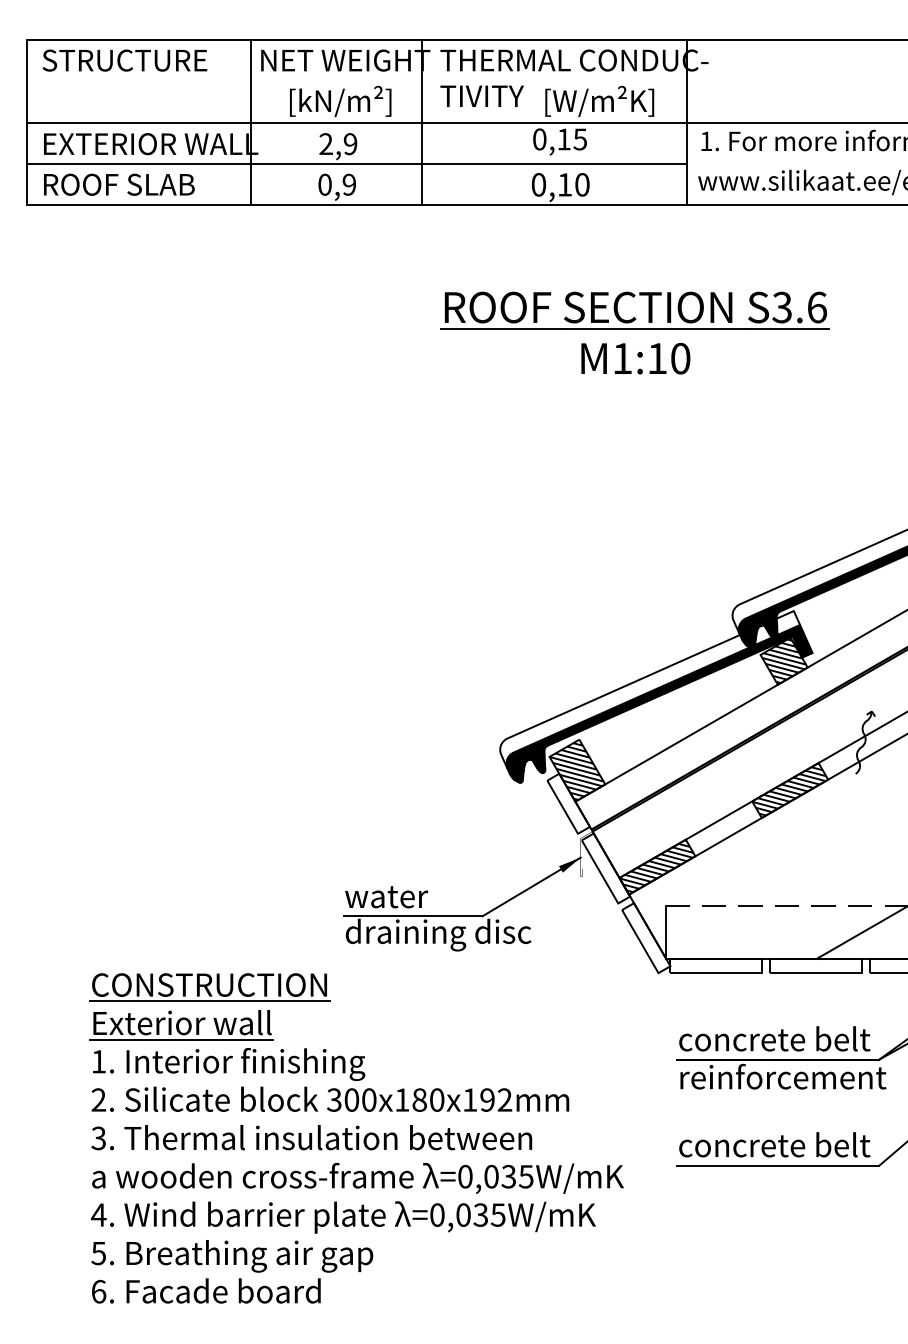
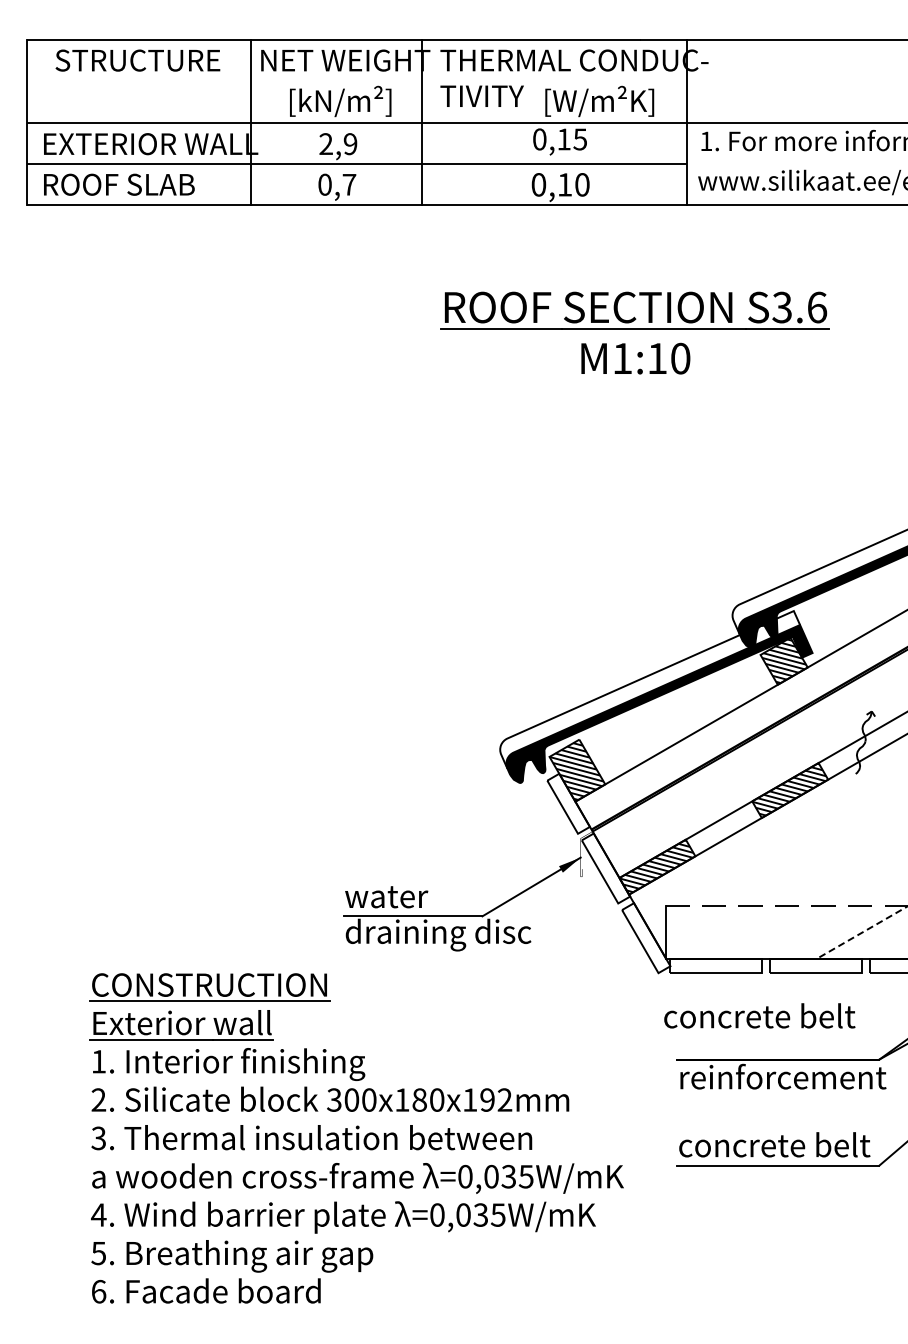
text position: (124, 60) -> (137, 60) (137, 60)
text: 0,9 -> 0,7 (349, 184)
line: solid -> dashed (861, 932)
text position: (774, 1038) -> (759, 1015) (759, 1015)
